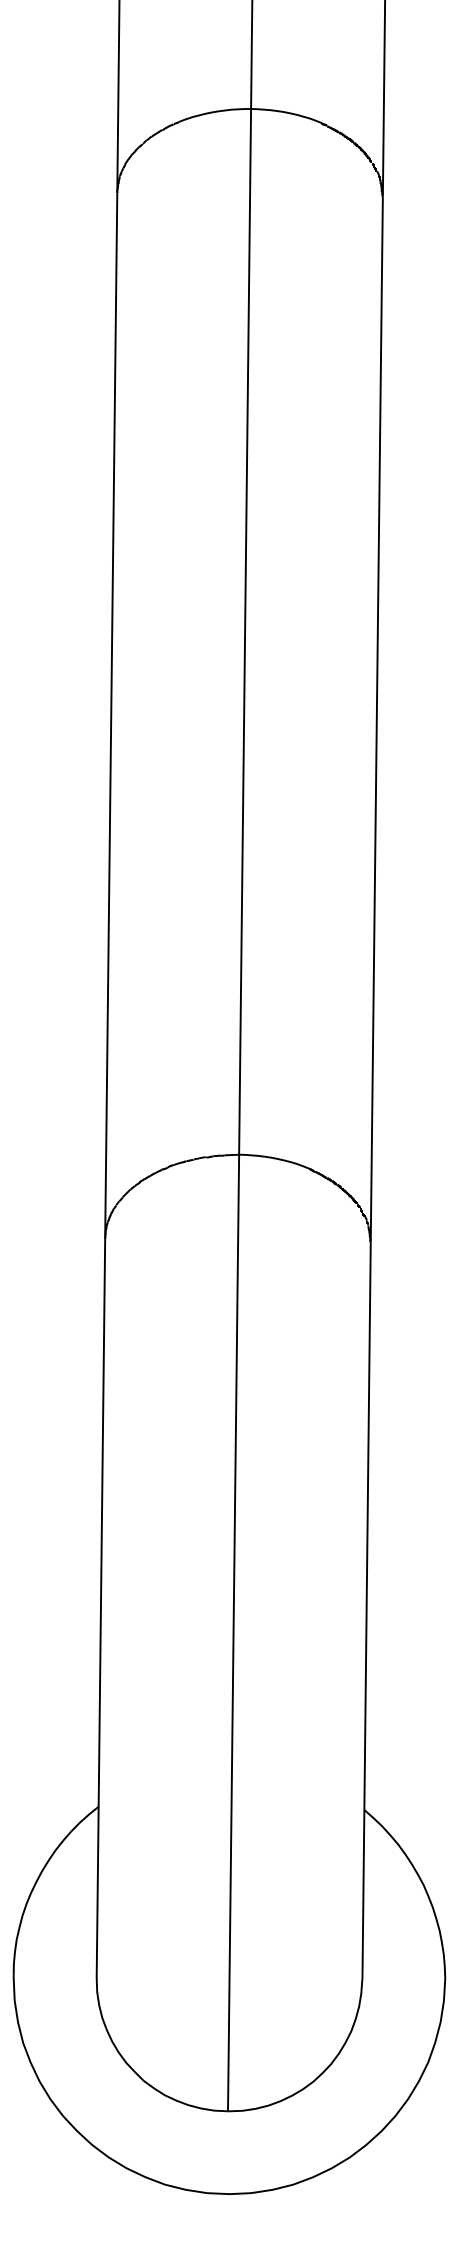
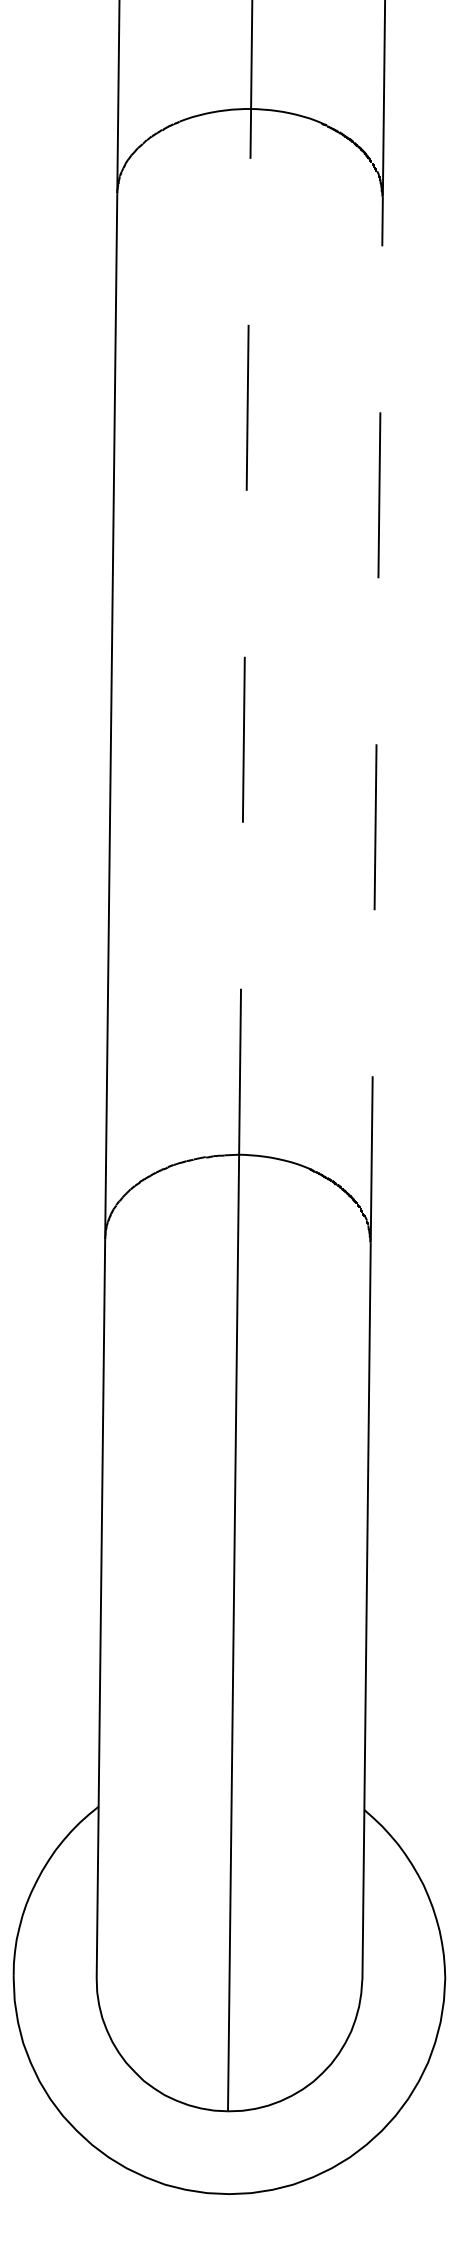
line: solid -> dashed (245, 631)
line: solid -> dashed (376, 719)
